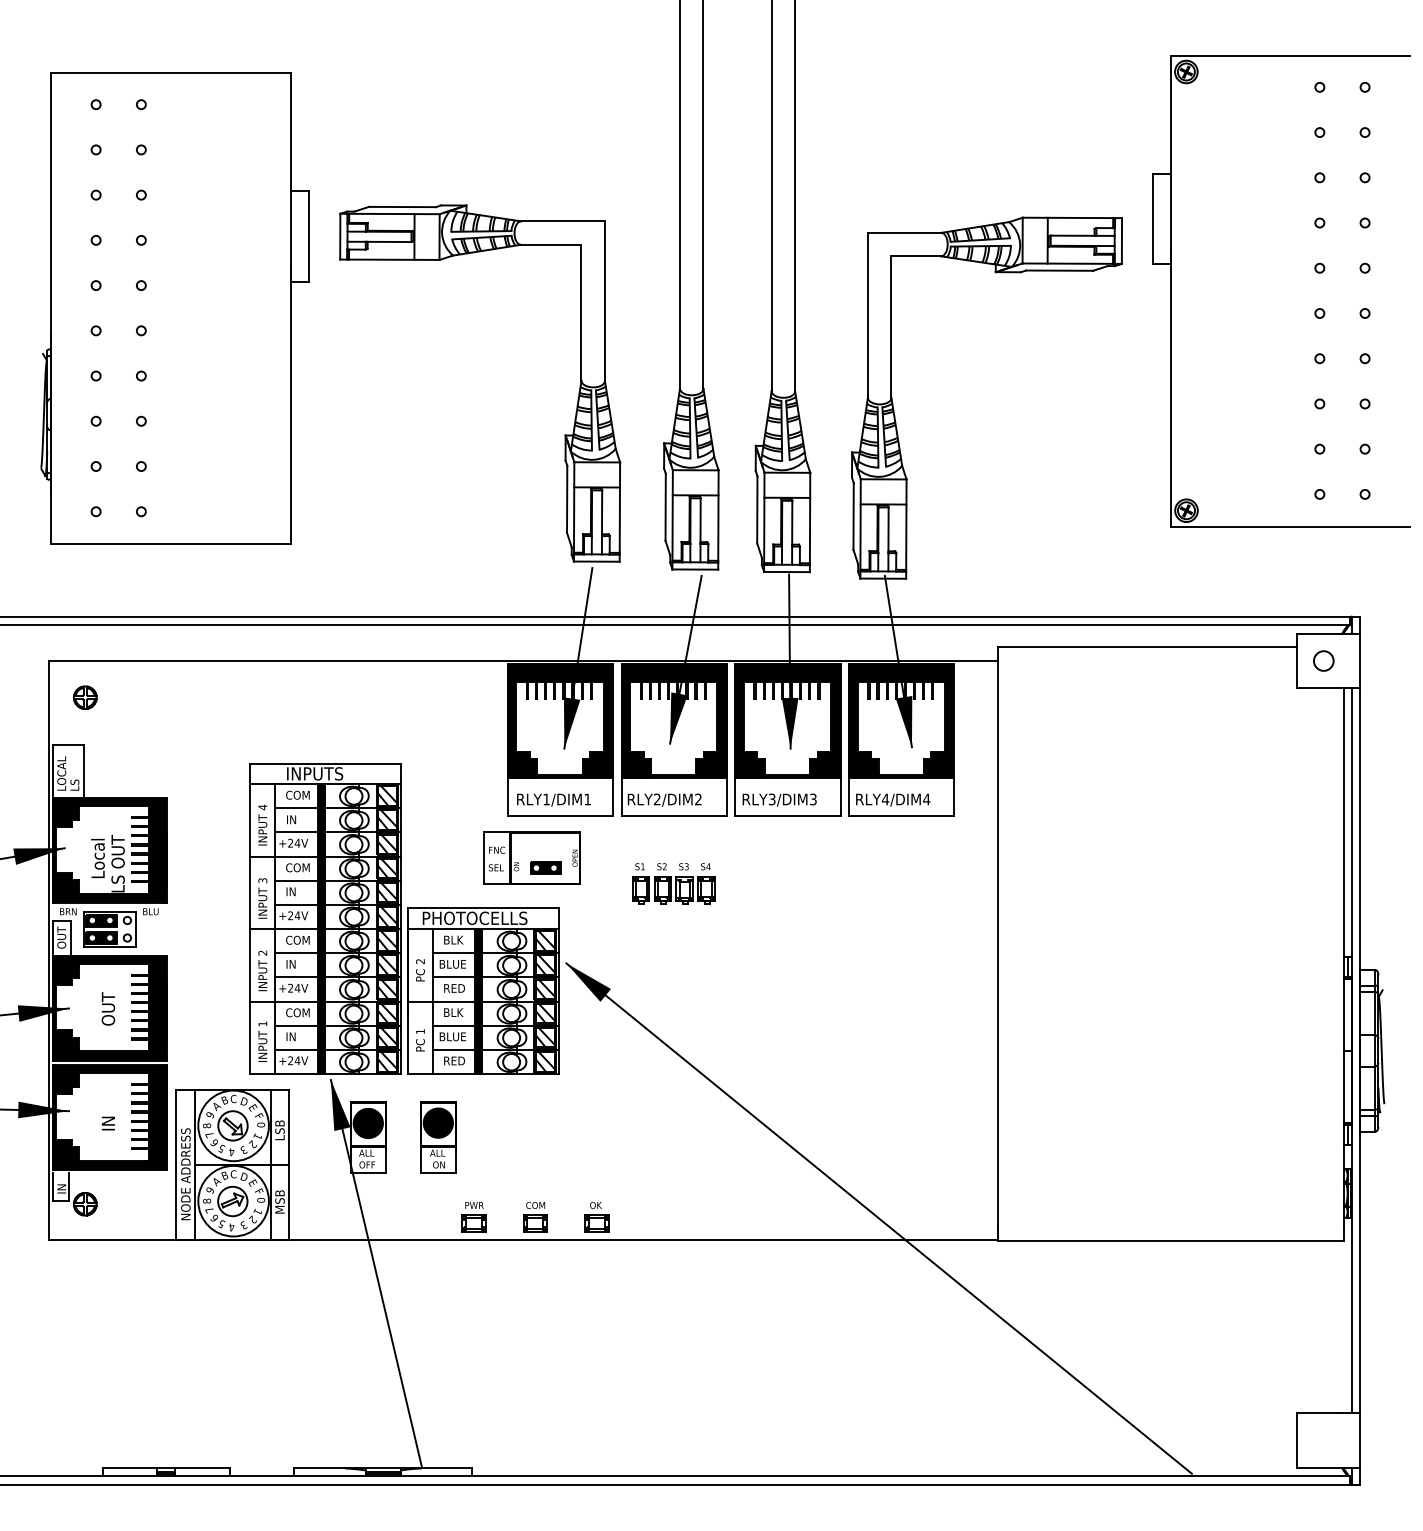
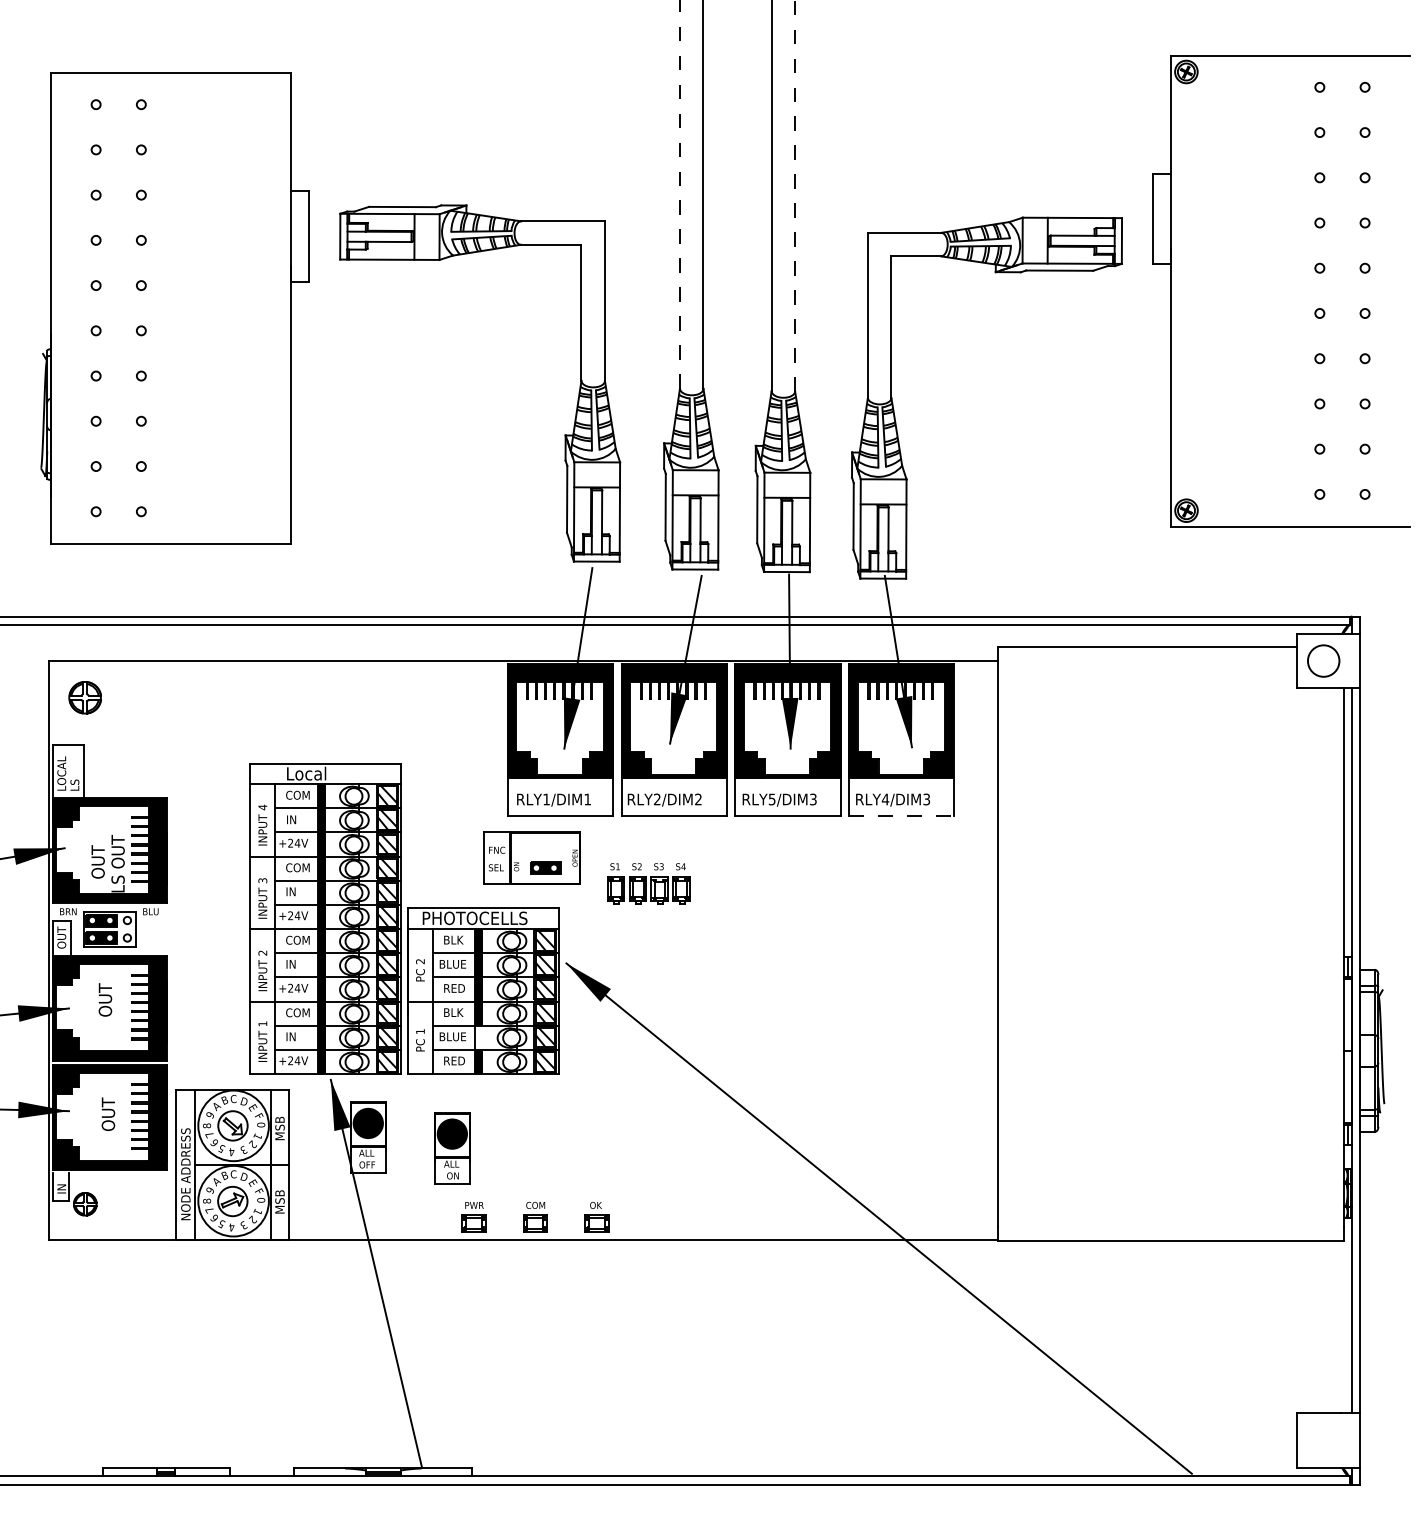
line: solid -> dashed (679, 193)
line: solid -> dashed (795, 195)
circle size: 22x22 px -> 34x34 px (1323, 660)
part size: 25x25 px -> 34x34 px (84, 697)
text: INPUTS -> Local (315, 773)
text: RLY3/DIM3 -> RLY5/DIM3 (772, 798)
text: RLY4/DIM4 -> RLY4/DIM3 (926, 799)
line: solid -> dashed (901, 816)
text: Local -> OUT (97, 858)
part position: (673, 883) -> (648, 883) (648, 883)
text position: (108, 1008) -> (105, 999) (105, 999)
fill: present -> none (479, 1037)
text: IN -> OUT (108, 1114)
text: LSB -> MSB (279, 1127)
part position: (438, 1137) -> (452, 1148) (452, 1148)
